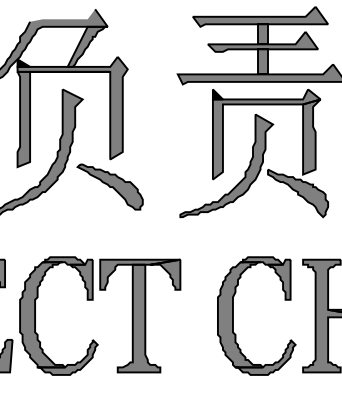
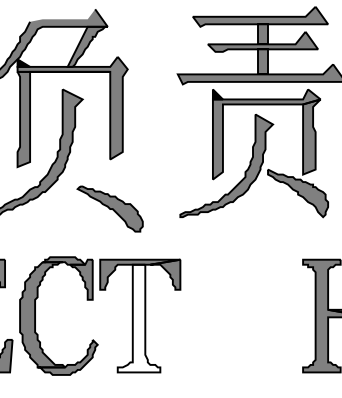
part position: (109, 186) -> (109, 208) (109, 208)
part: present -> none (233, 315)
fill: present -> none (138, 318)
